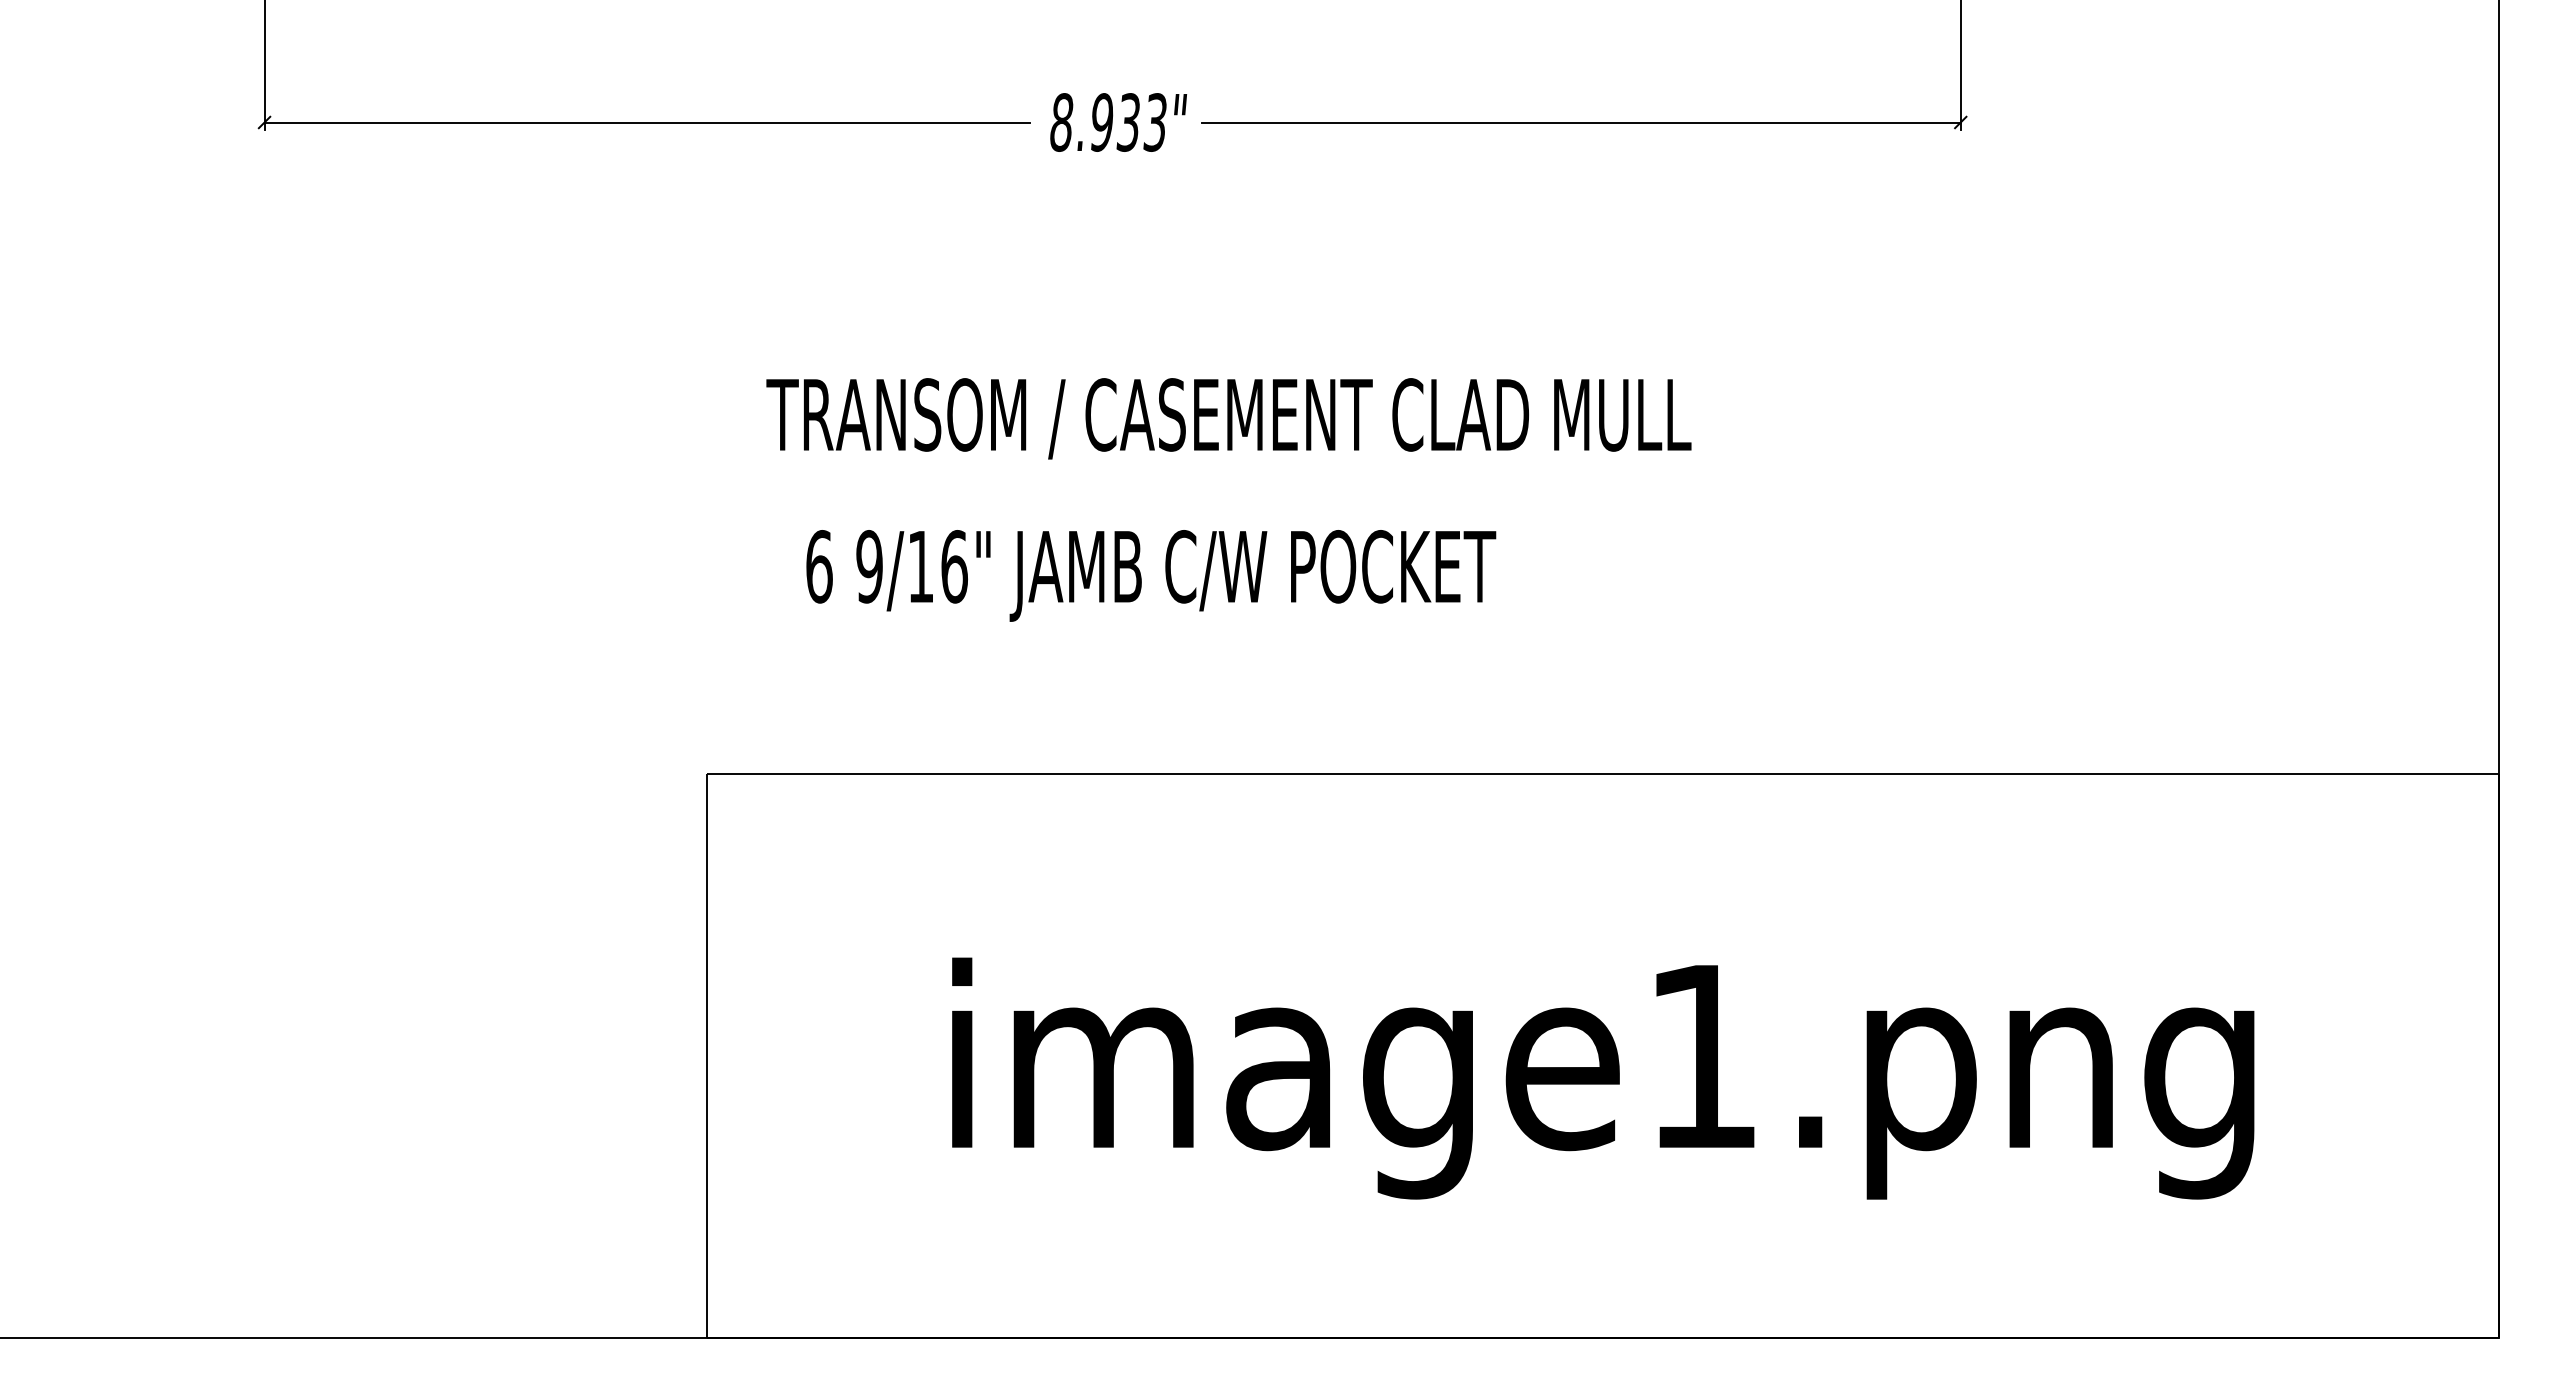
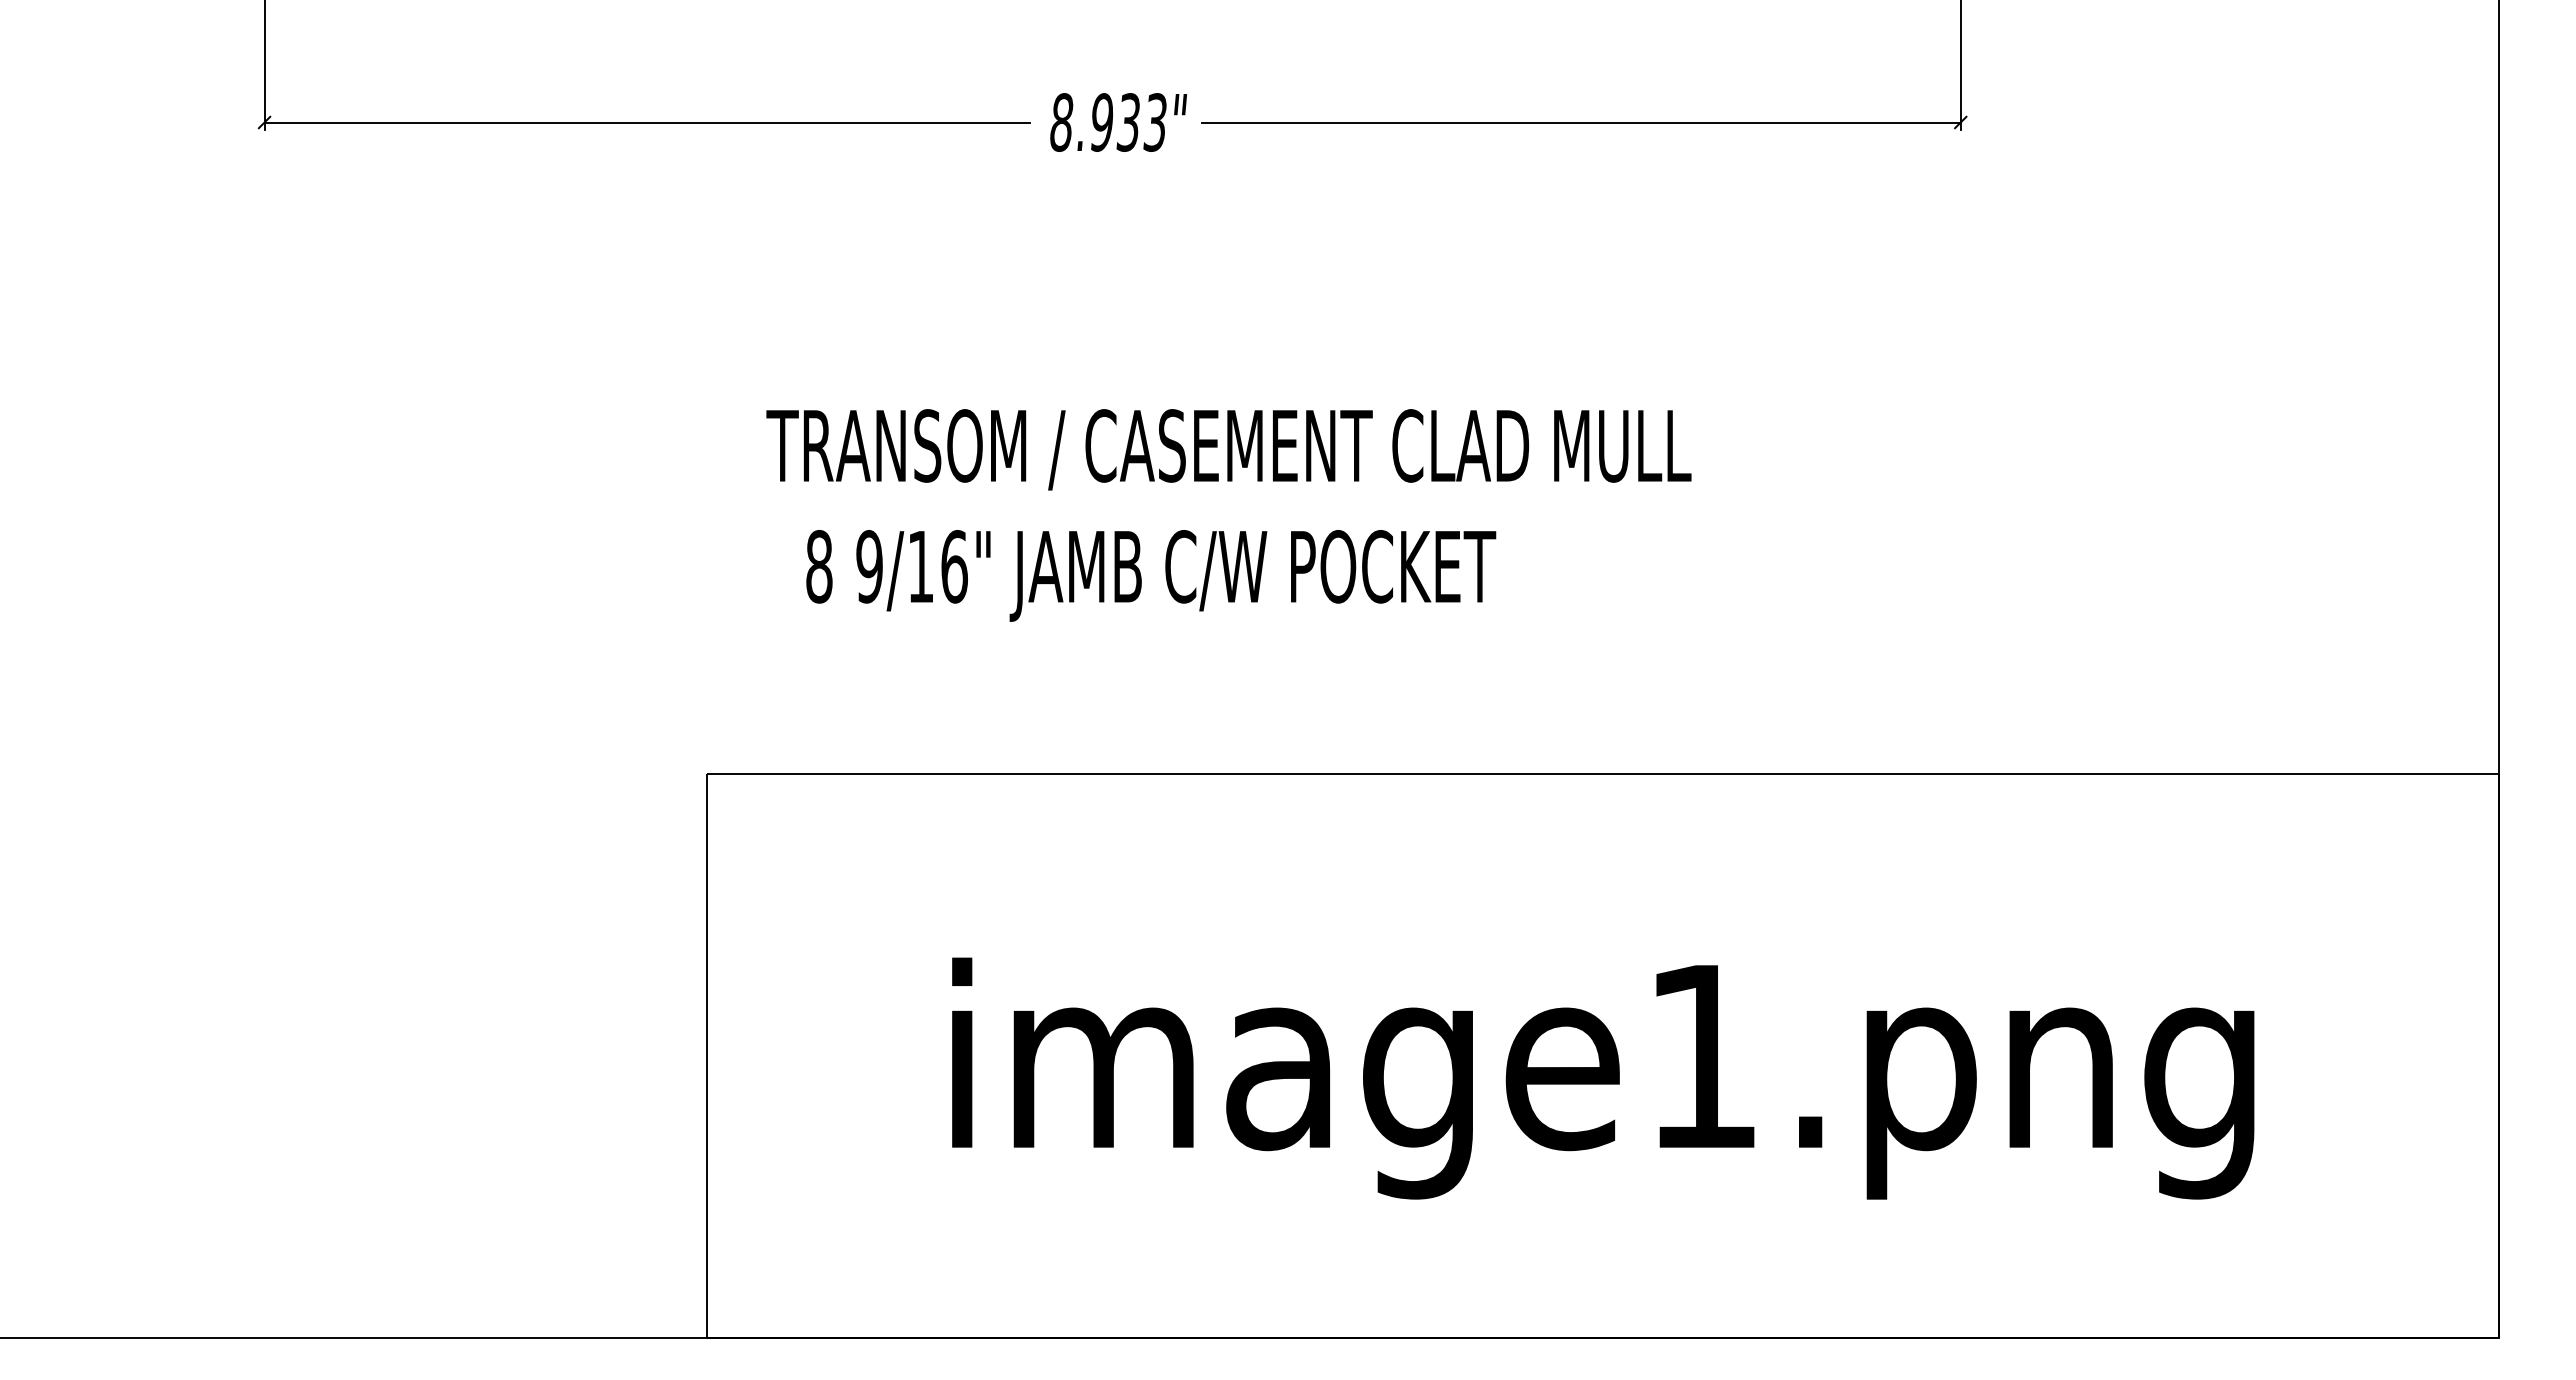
text position: (1228, 418) -> (1228, 449) (1228, 449)
text: 6 -> 8 (819, 566)
